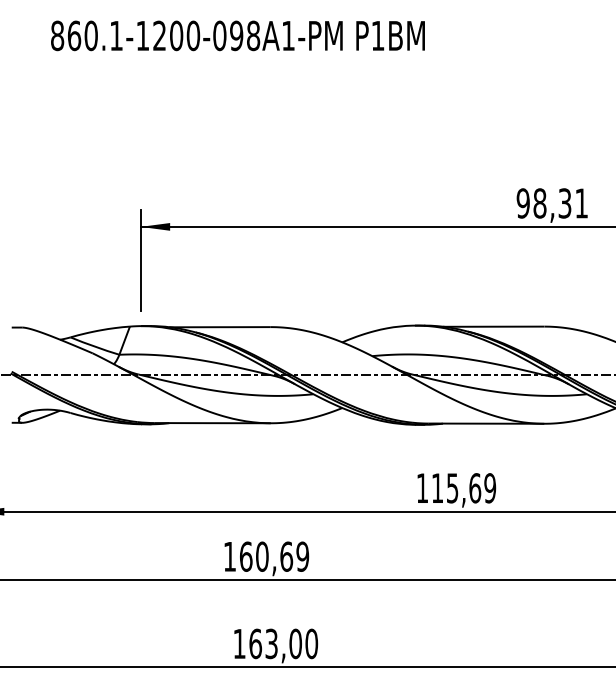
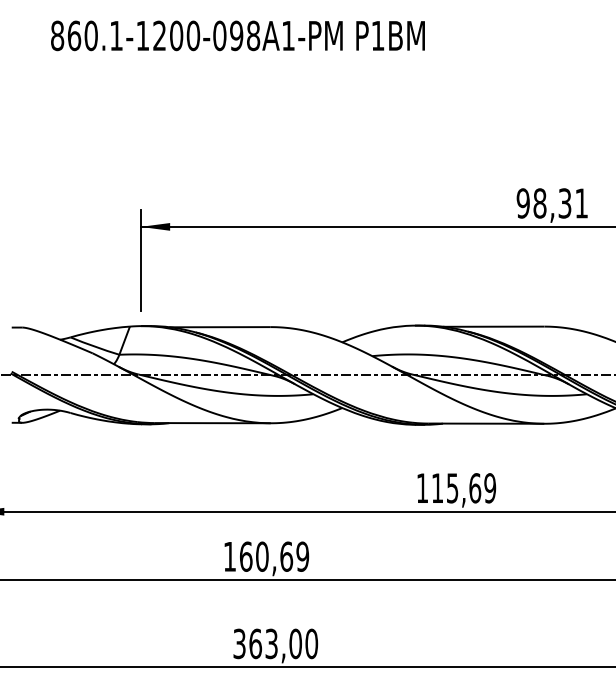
text: 163,00 -> 363,00 (239, 643)
